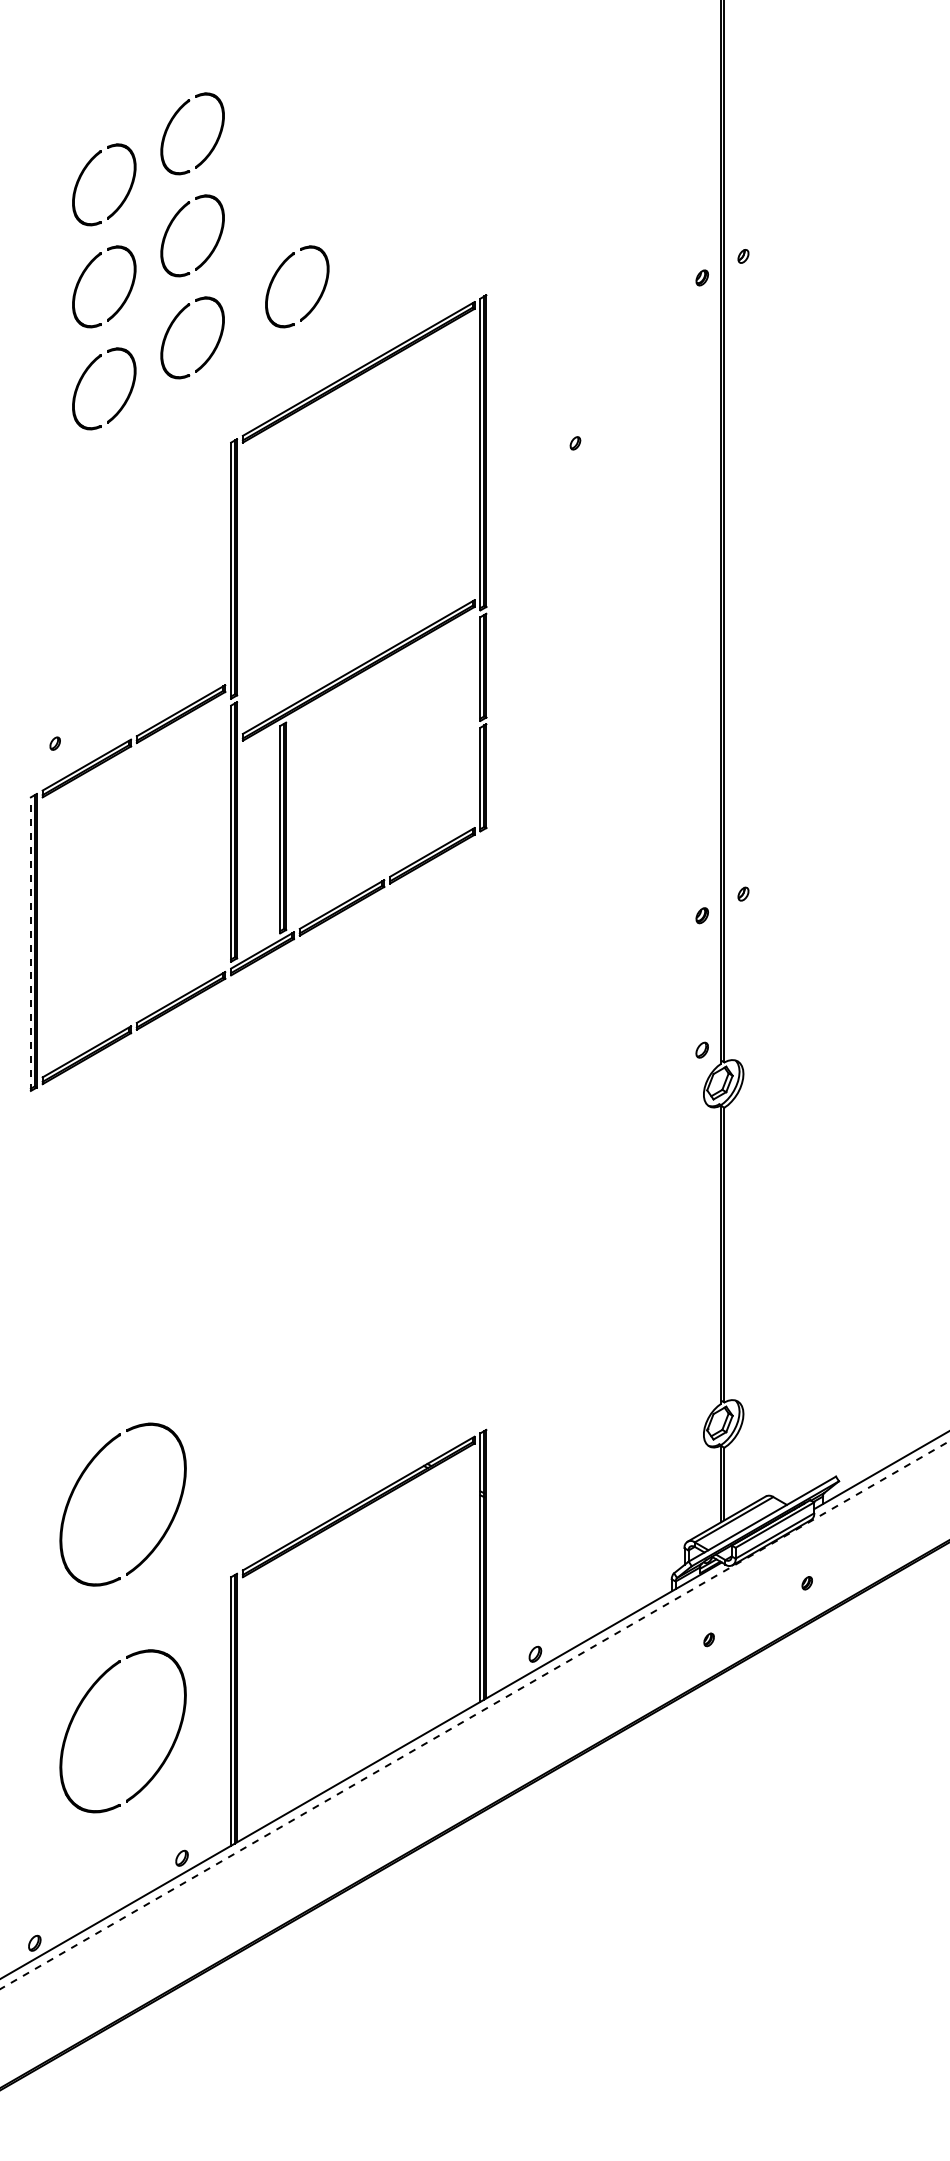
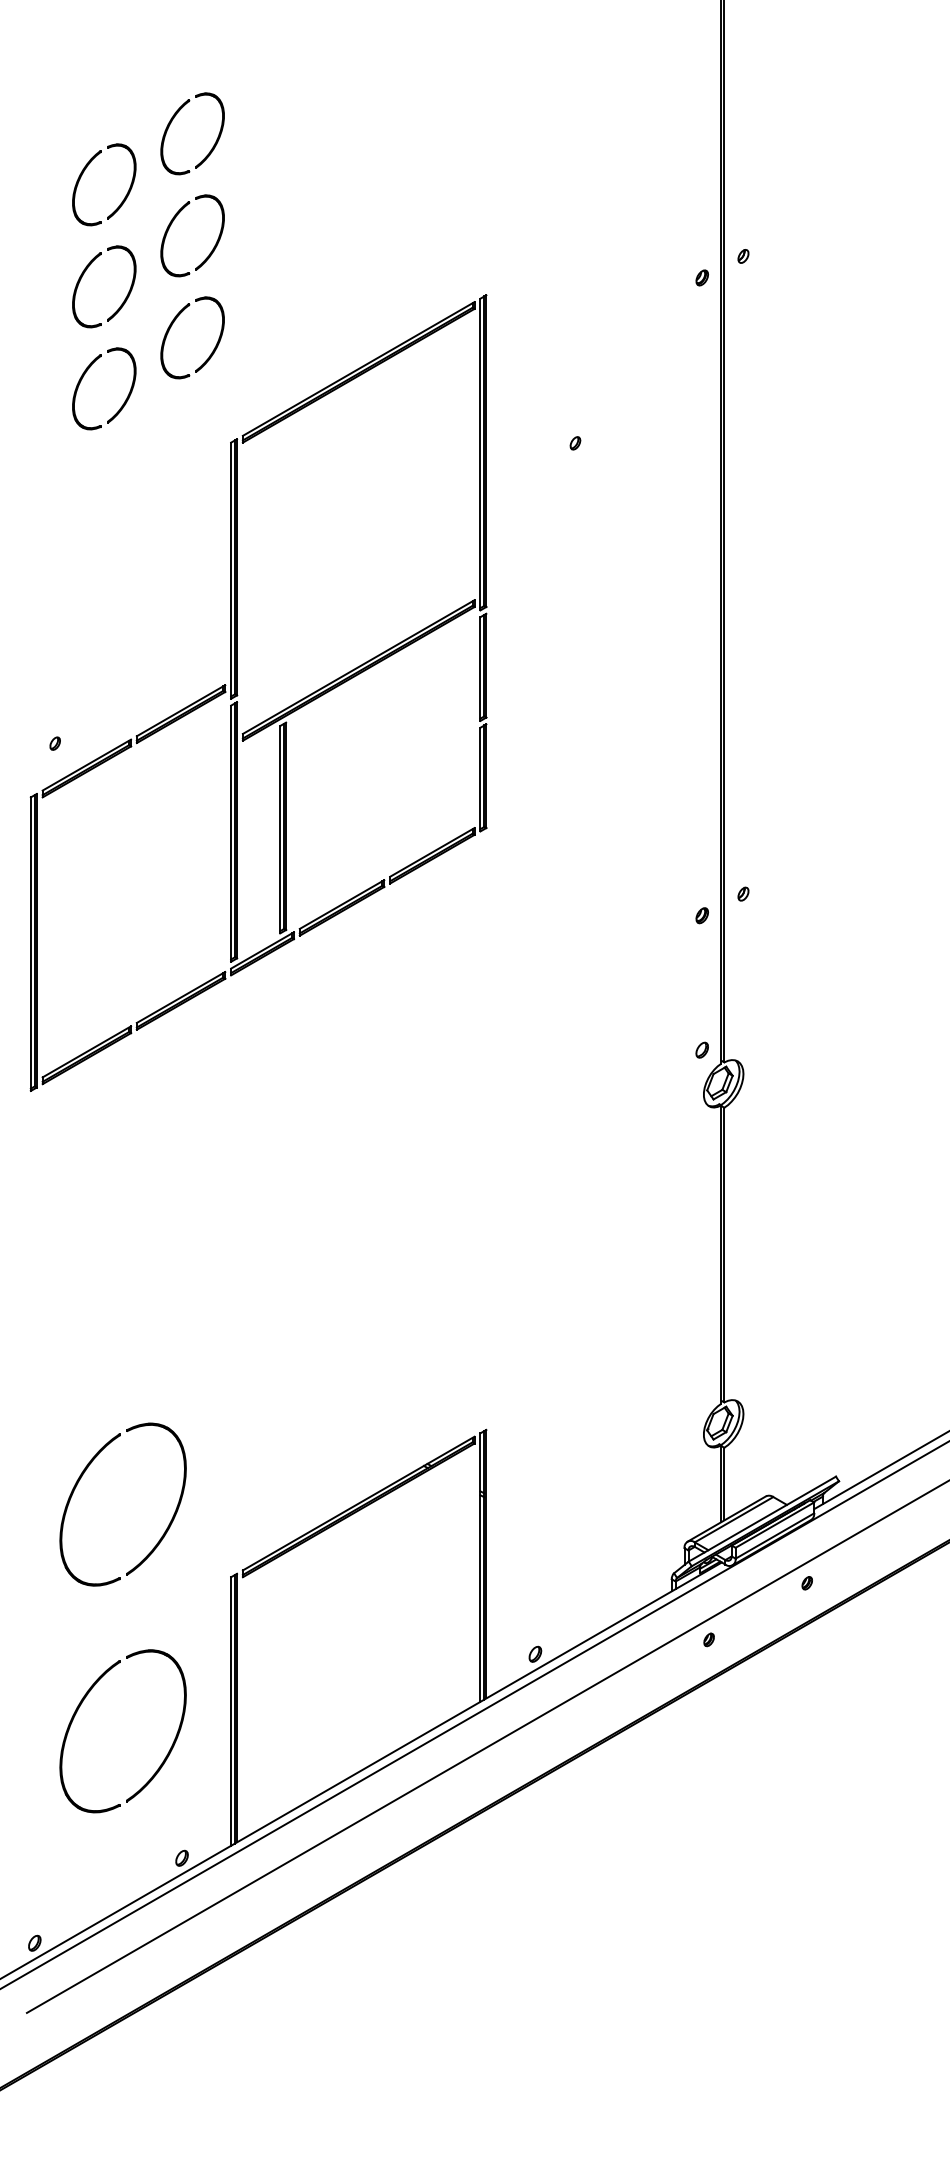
part: present -> none (278, 272)
line: dashed -> solid (30, 944)
line: dashed -> solid (474, 1715)
line: none -> present (486, 1746)
